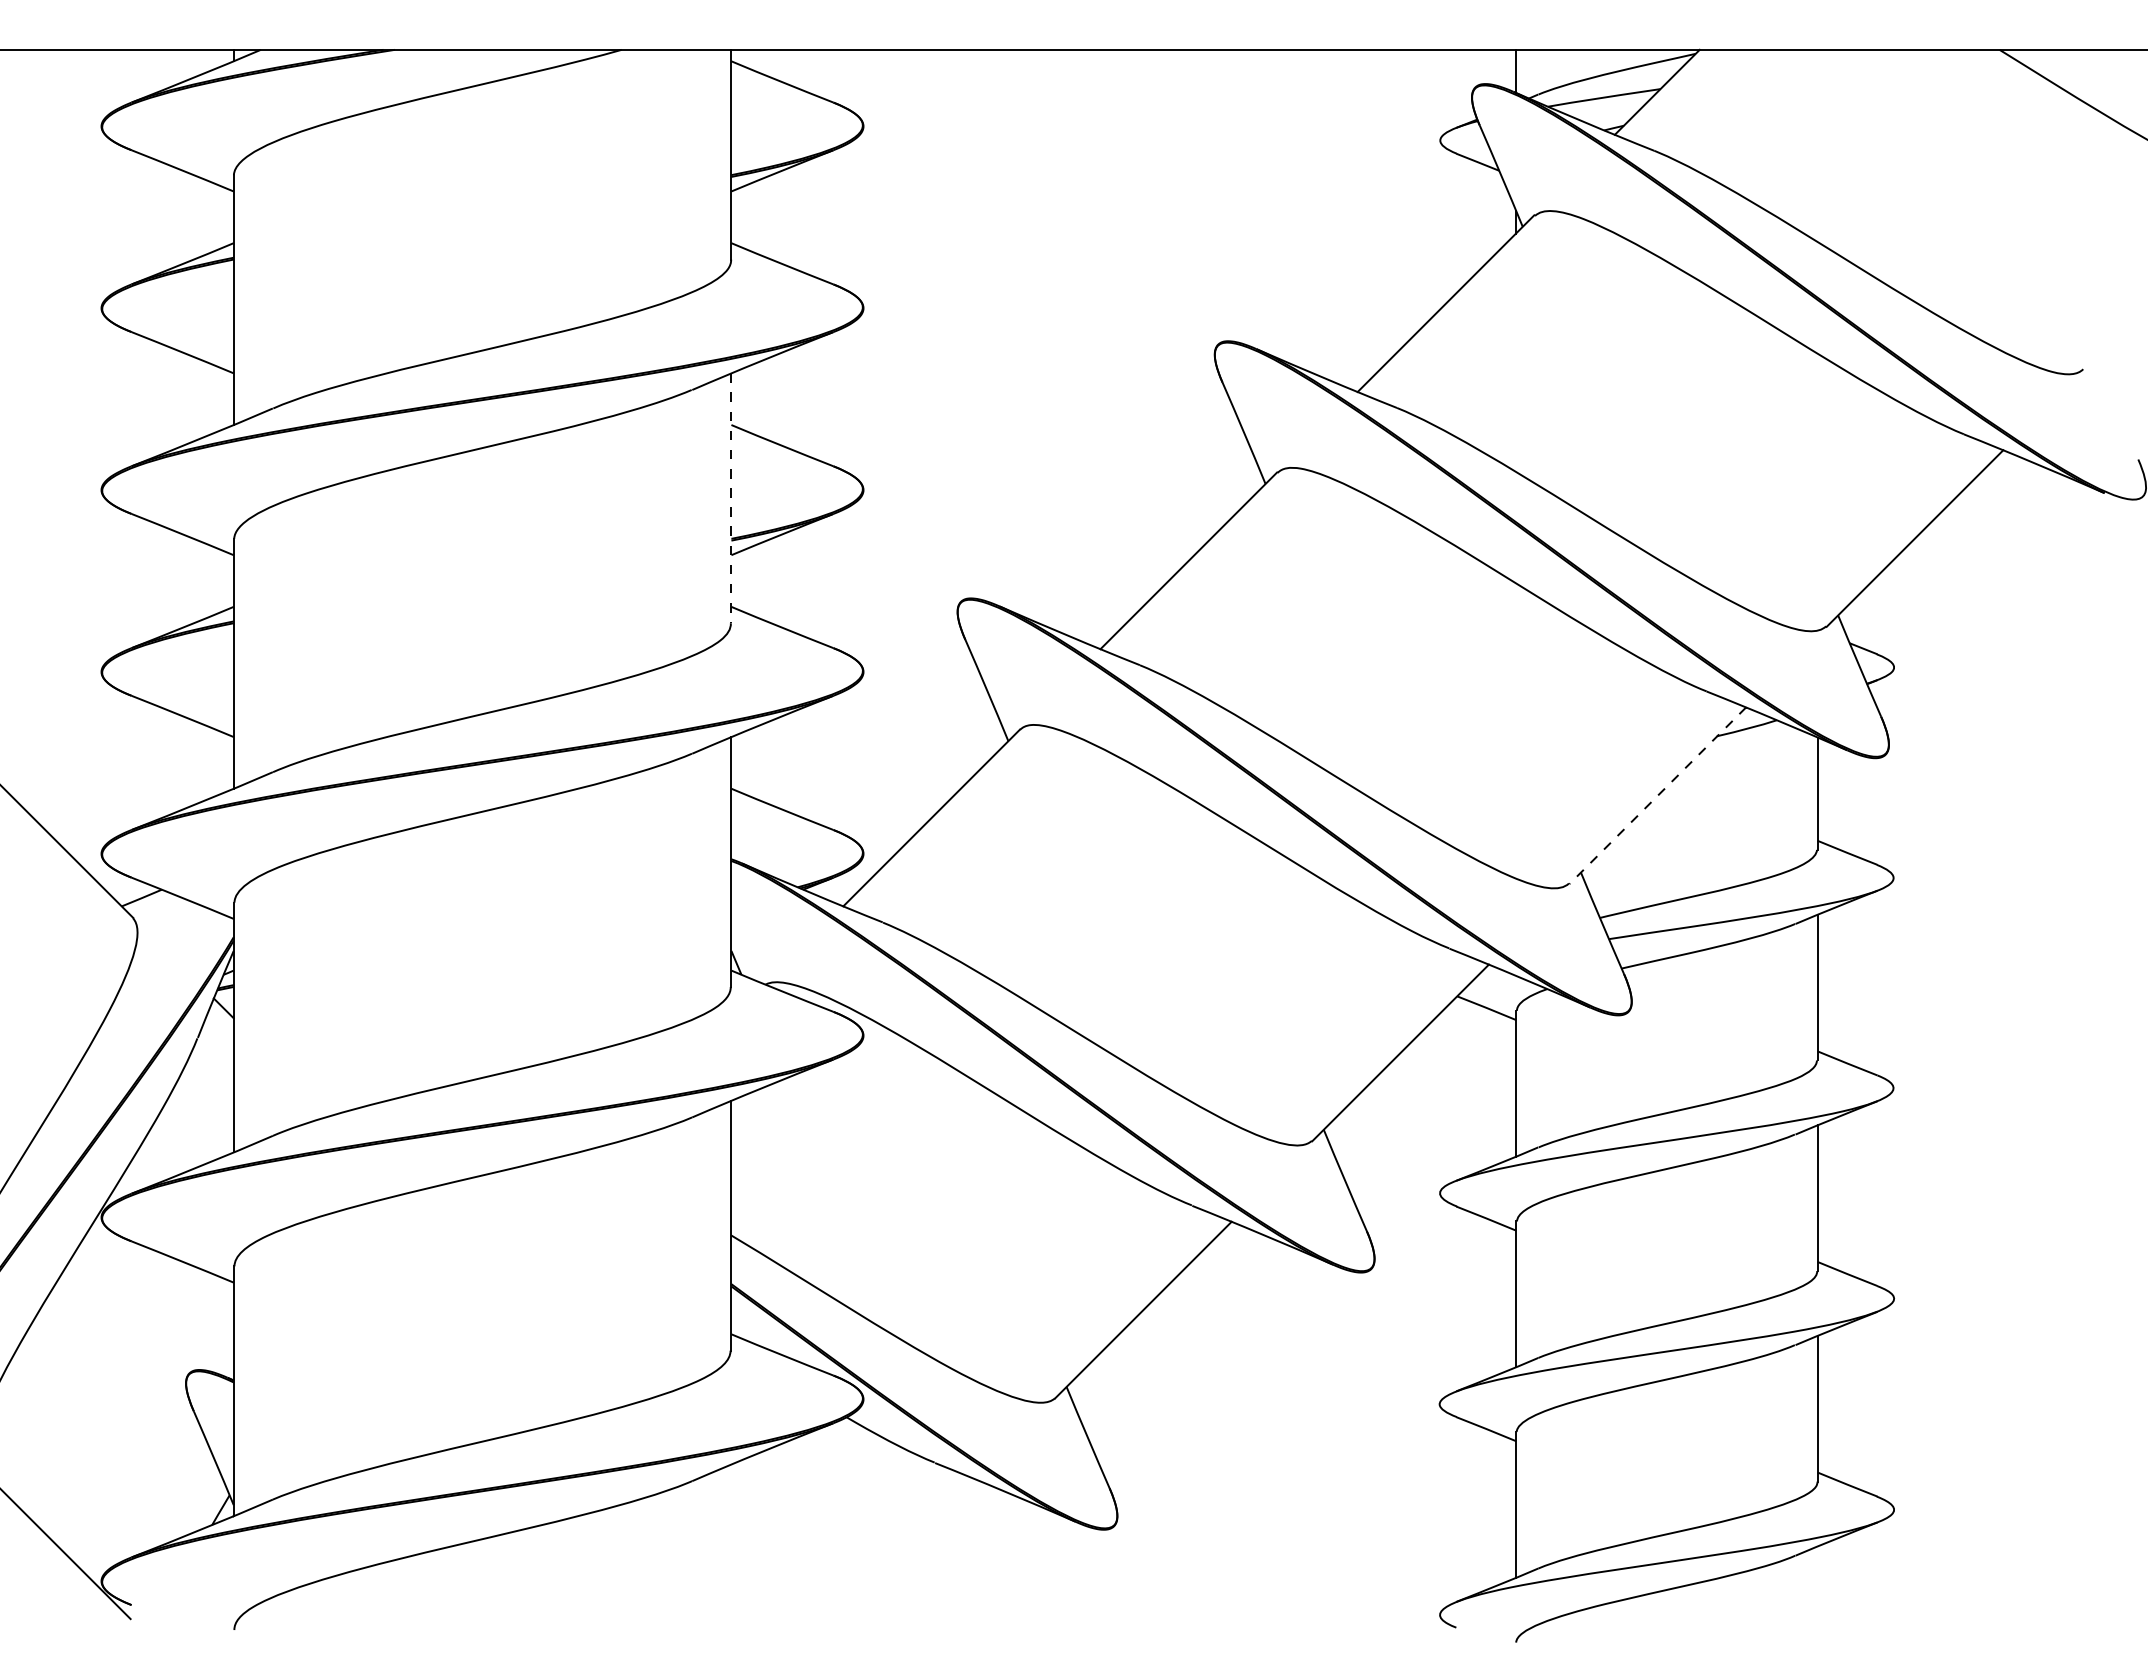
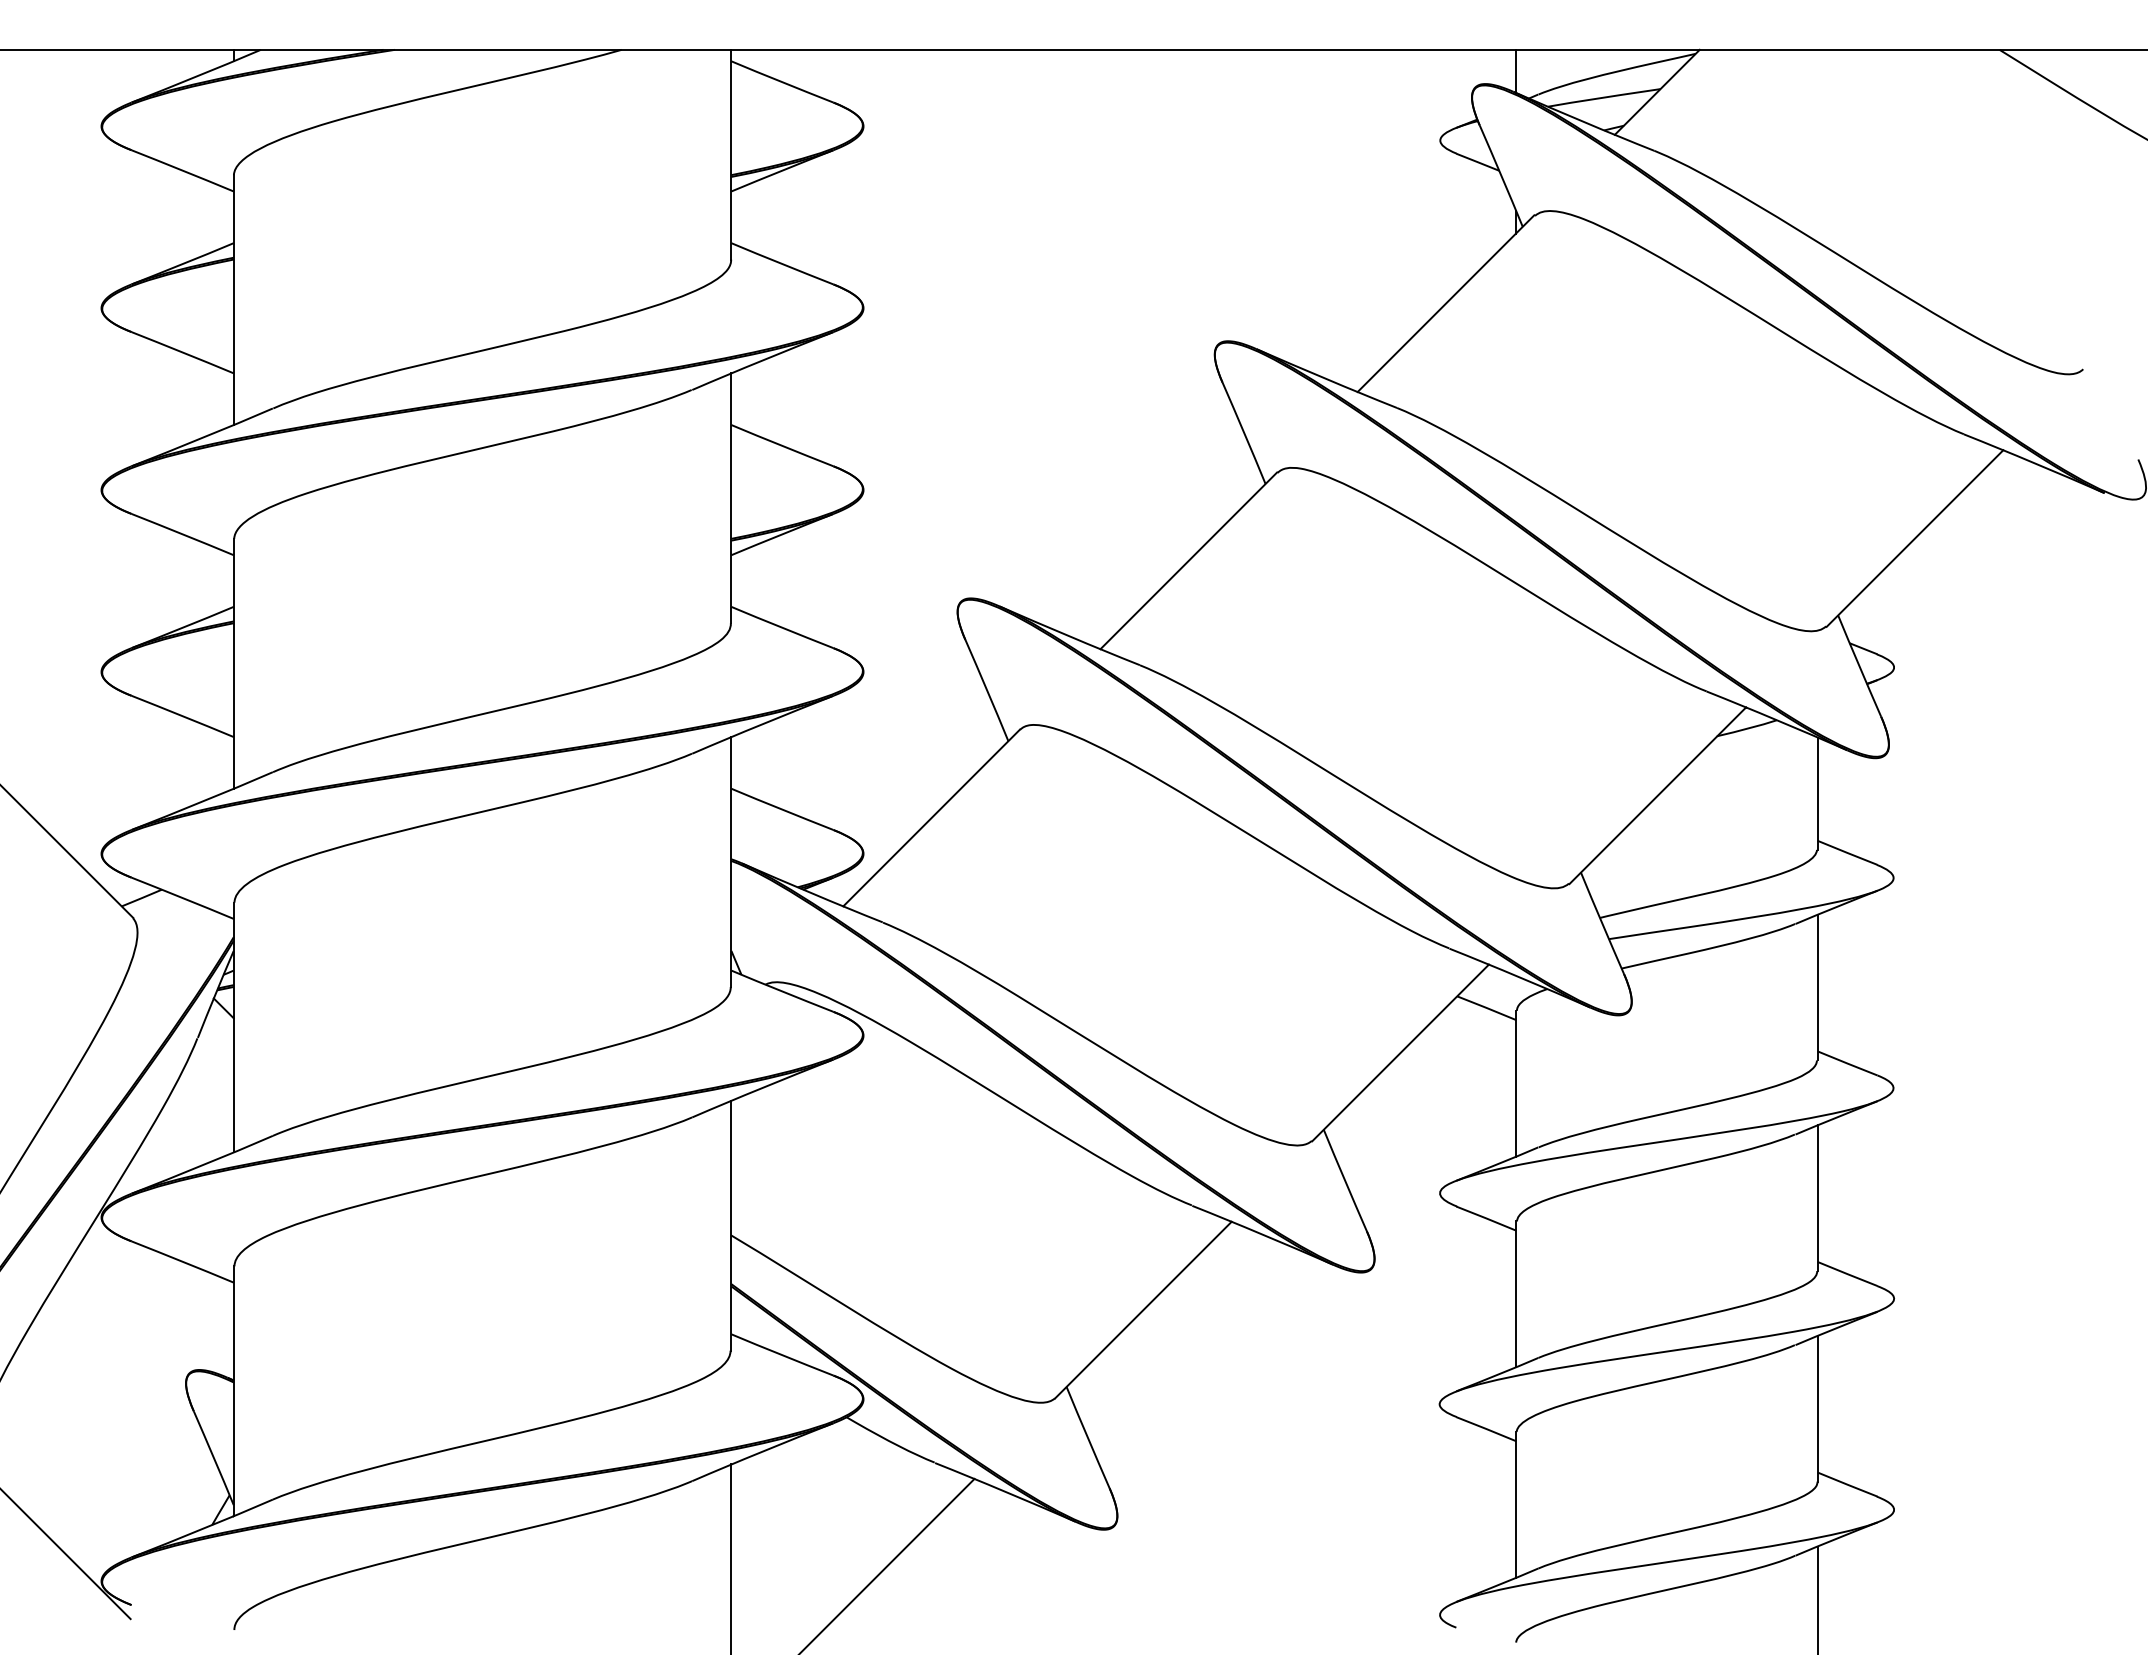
line: dashed -> solid (731, 498)
line: dashed -> solid (1657, 795)
line: none -> present (731, 1557)
line: none -> present (888, 1564)
line: none -> present (1817, 1598)
